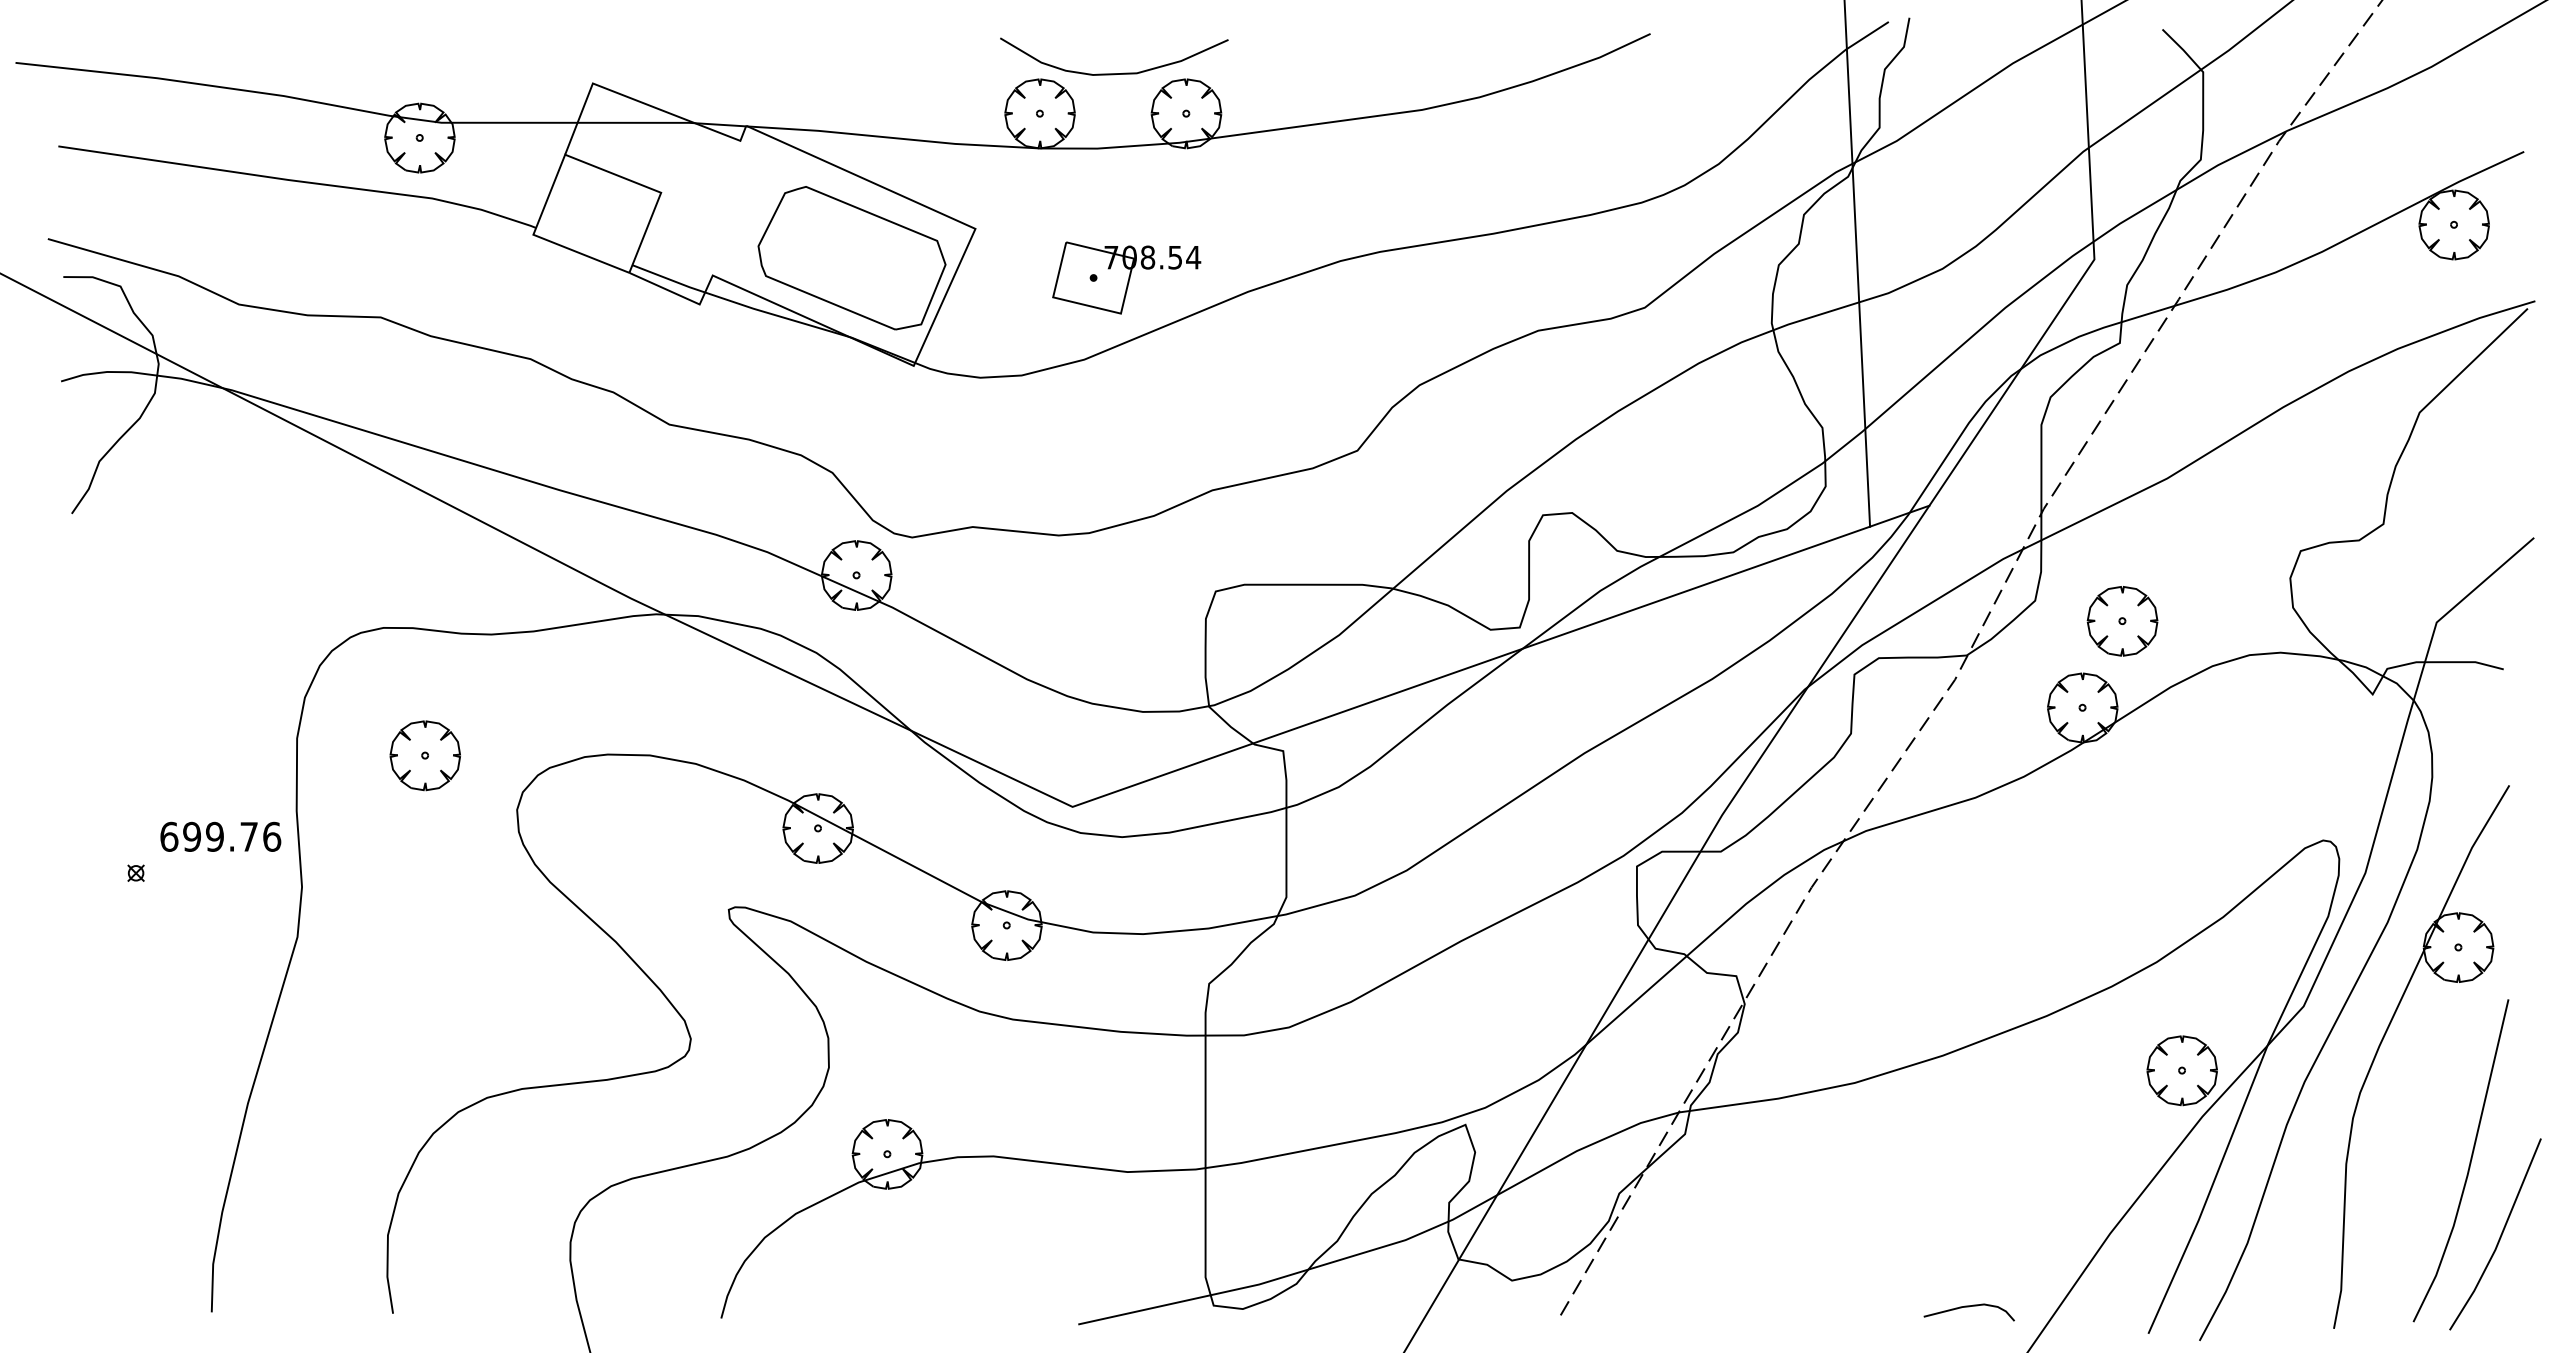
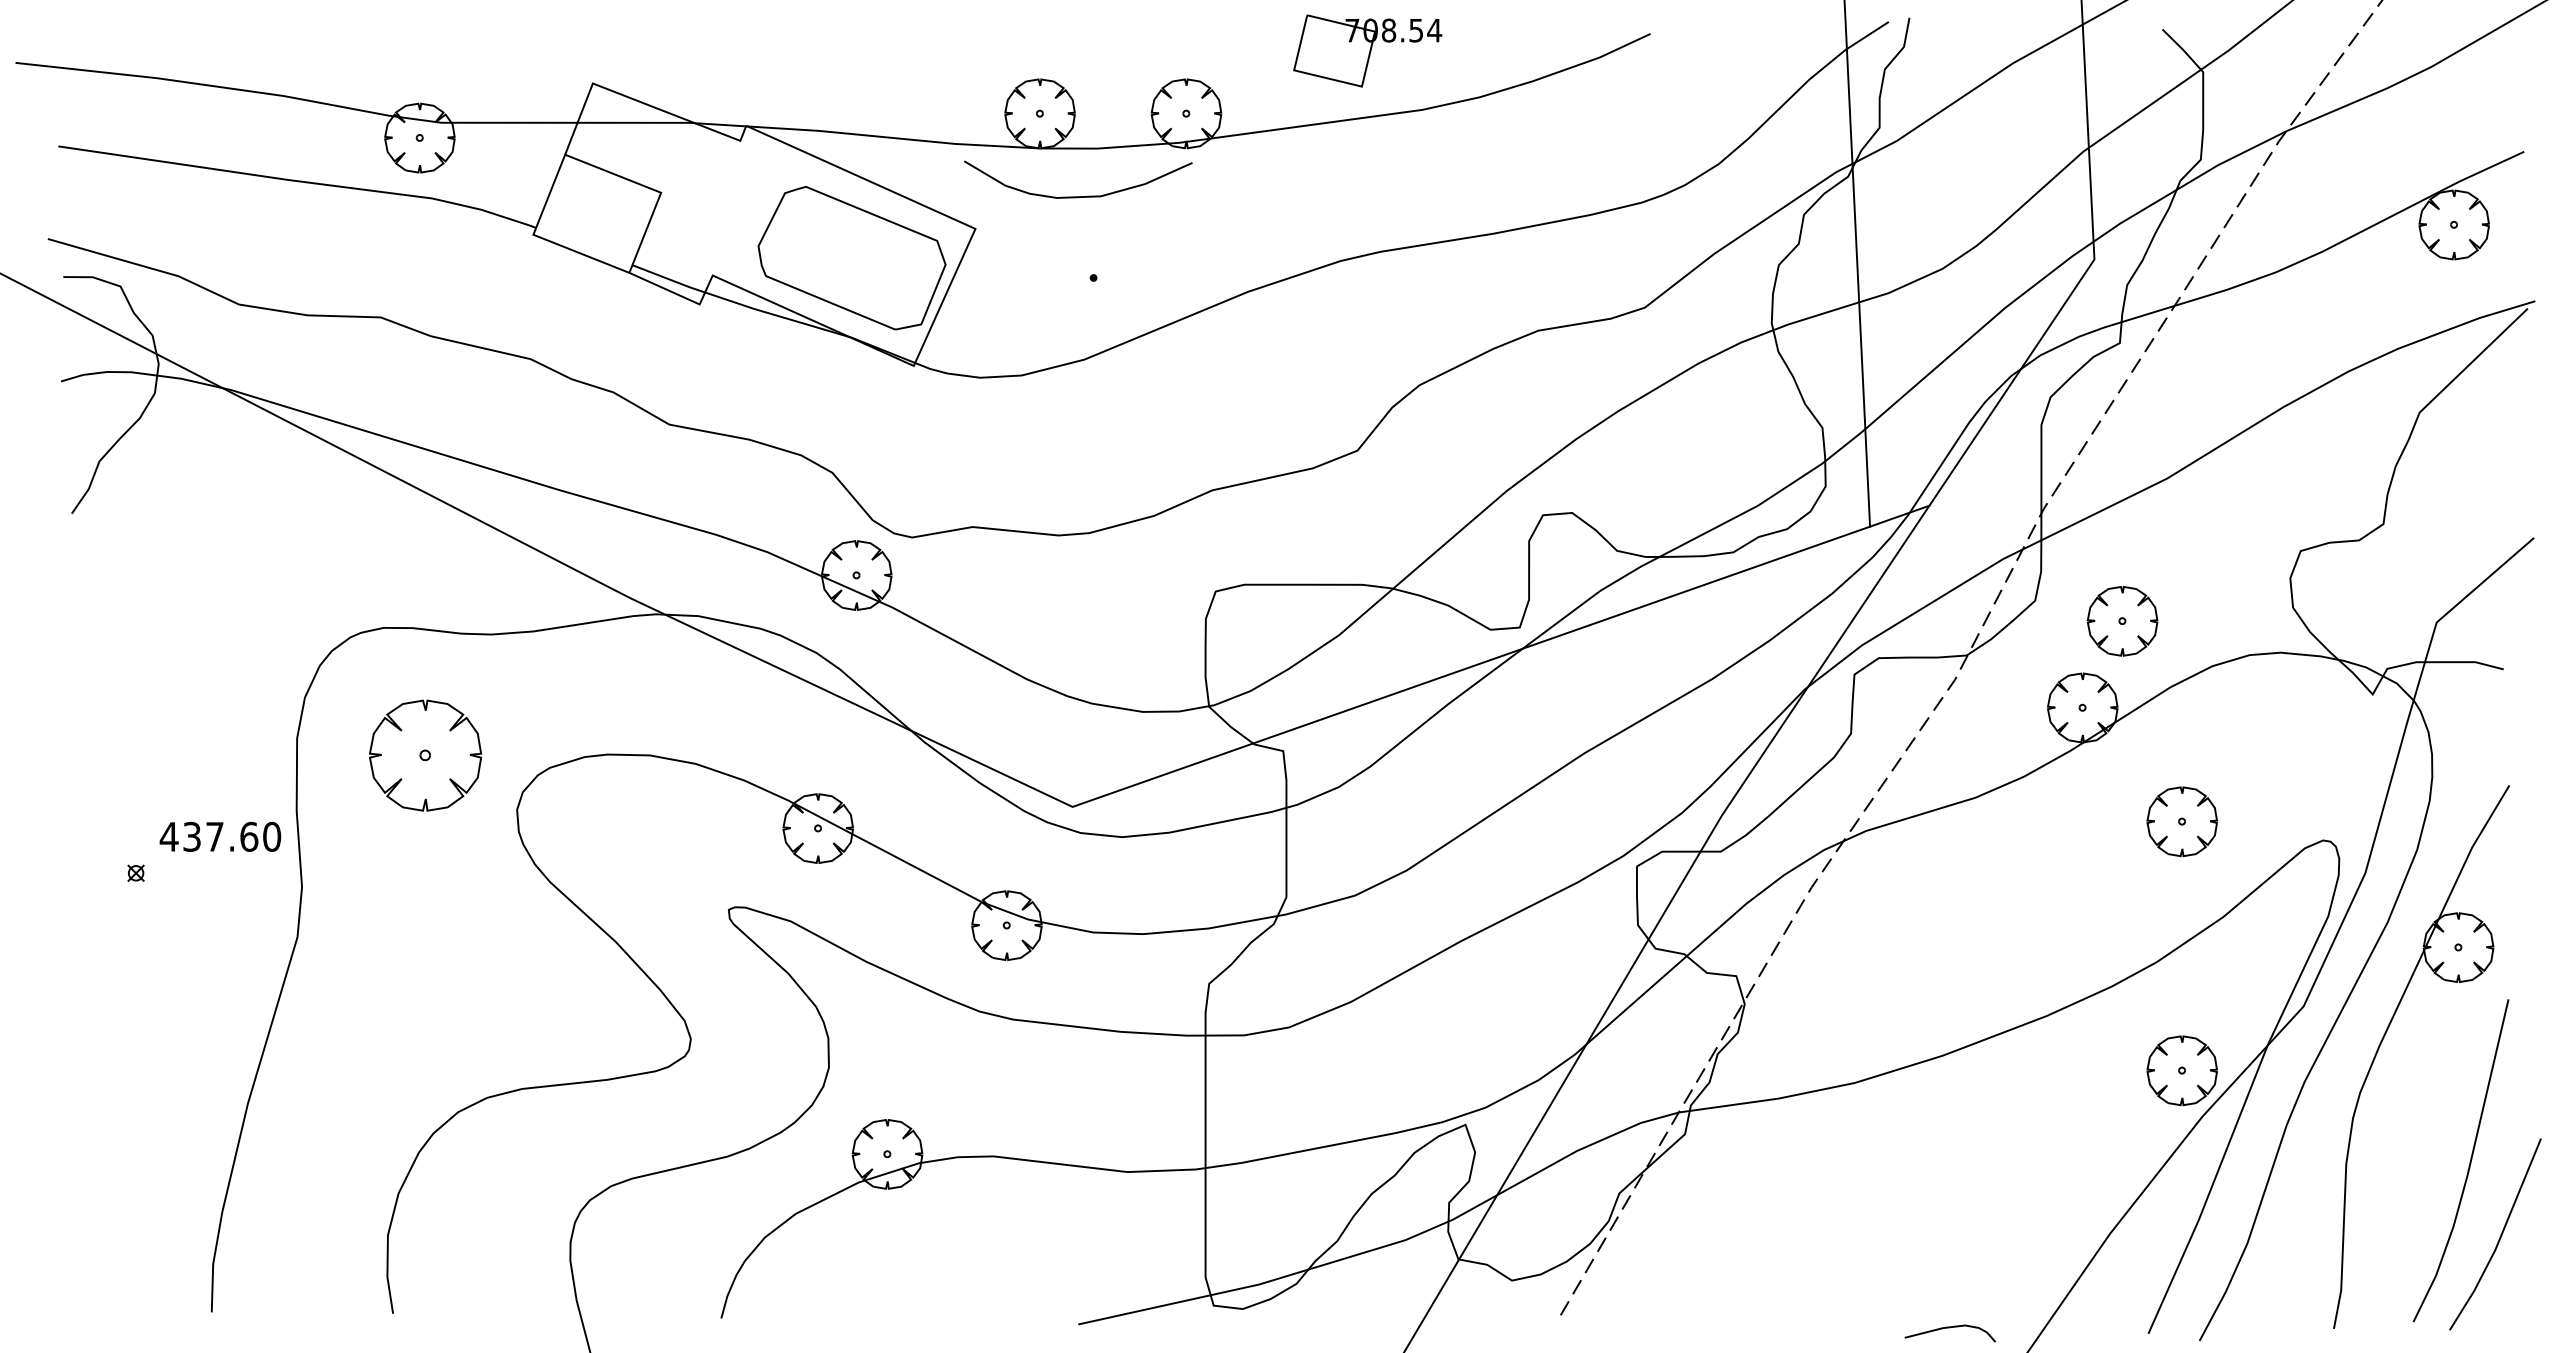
curve position: (1114, 73) -> (1078, 196) (1078, 196)
part position: (1126, 277) -> (1367, 50) (1367, 50)
part size: 72x72 px -> 114x113 px (425, 755)
part: none -> present (2181, 821)
text: 699.76 -> 437.60 (220, 836)
curve position: (1968, 1307) -> (1949, 1328) (1949, 1328)
